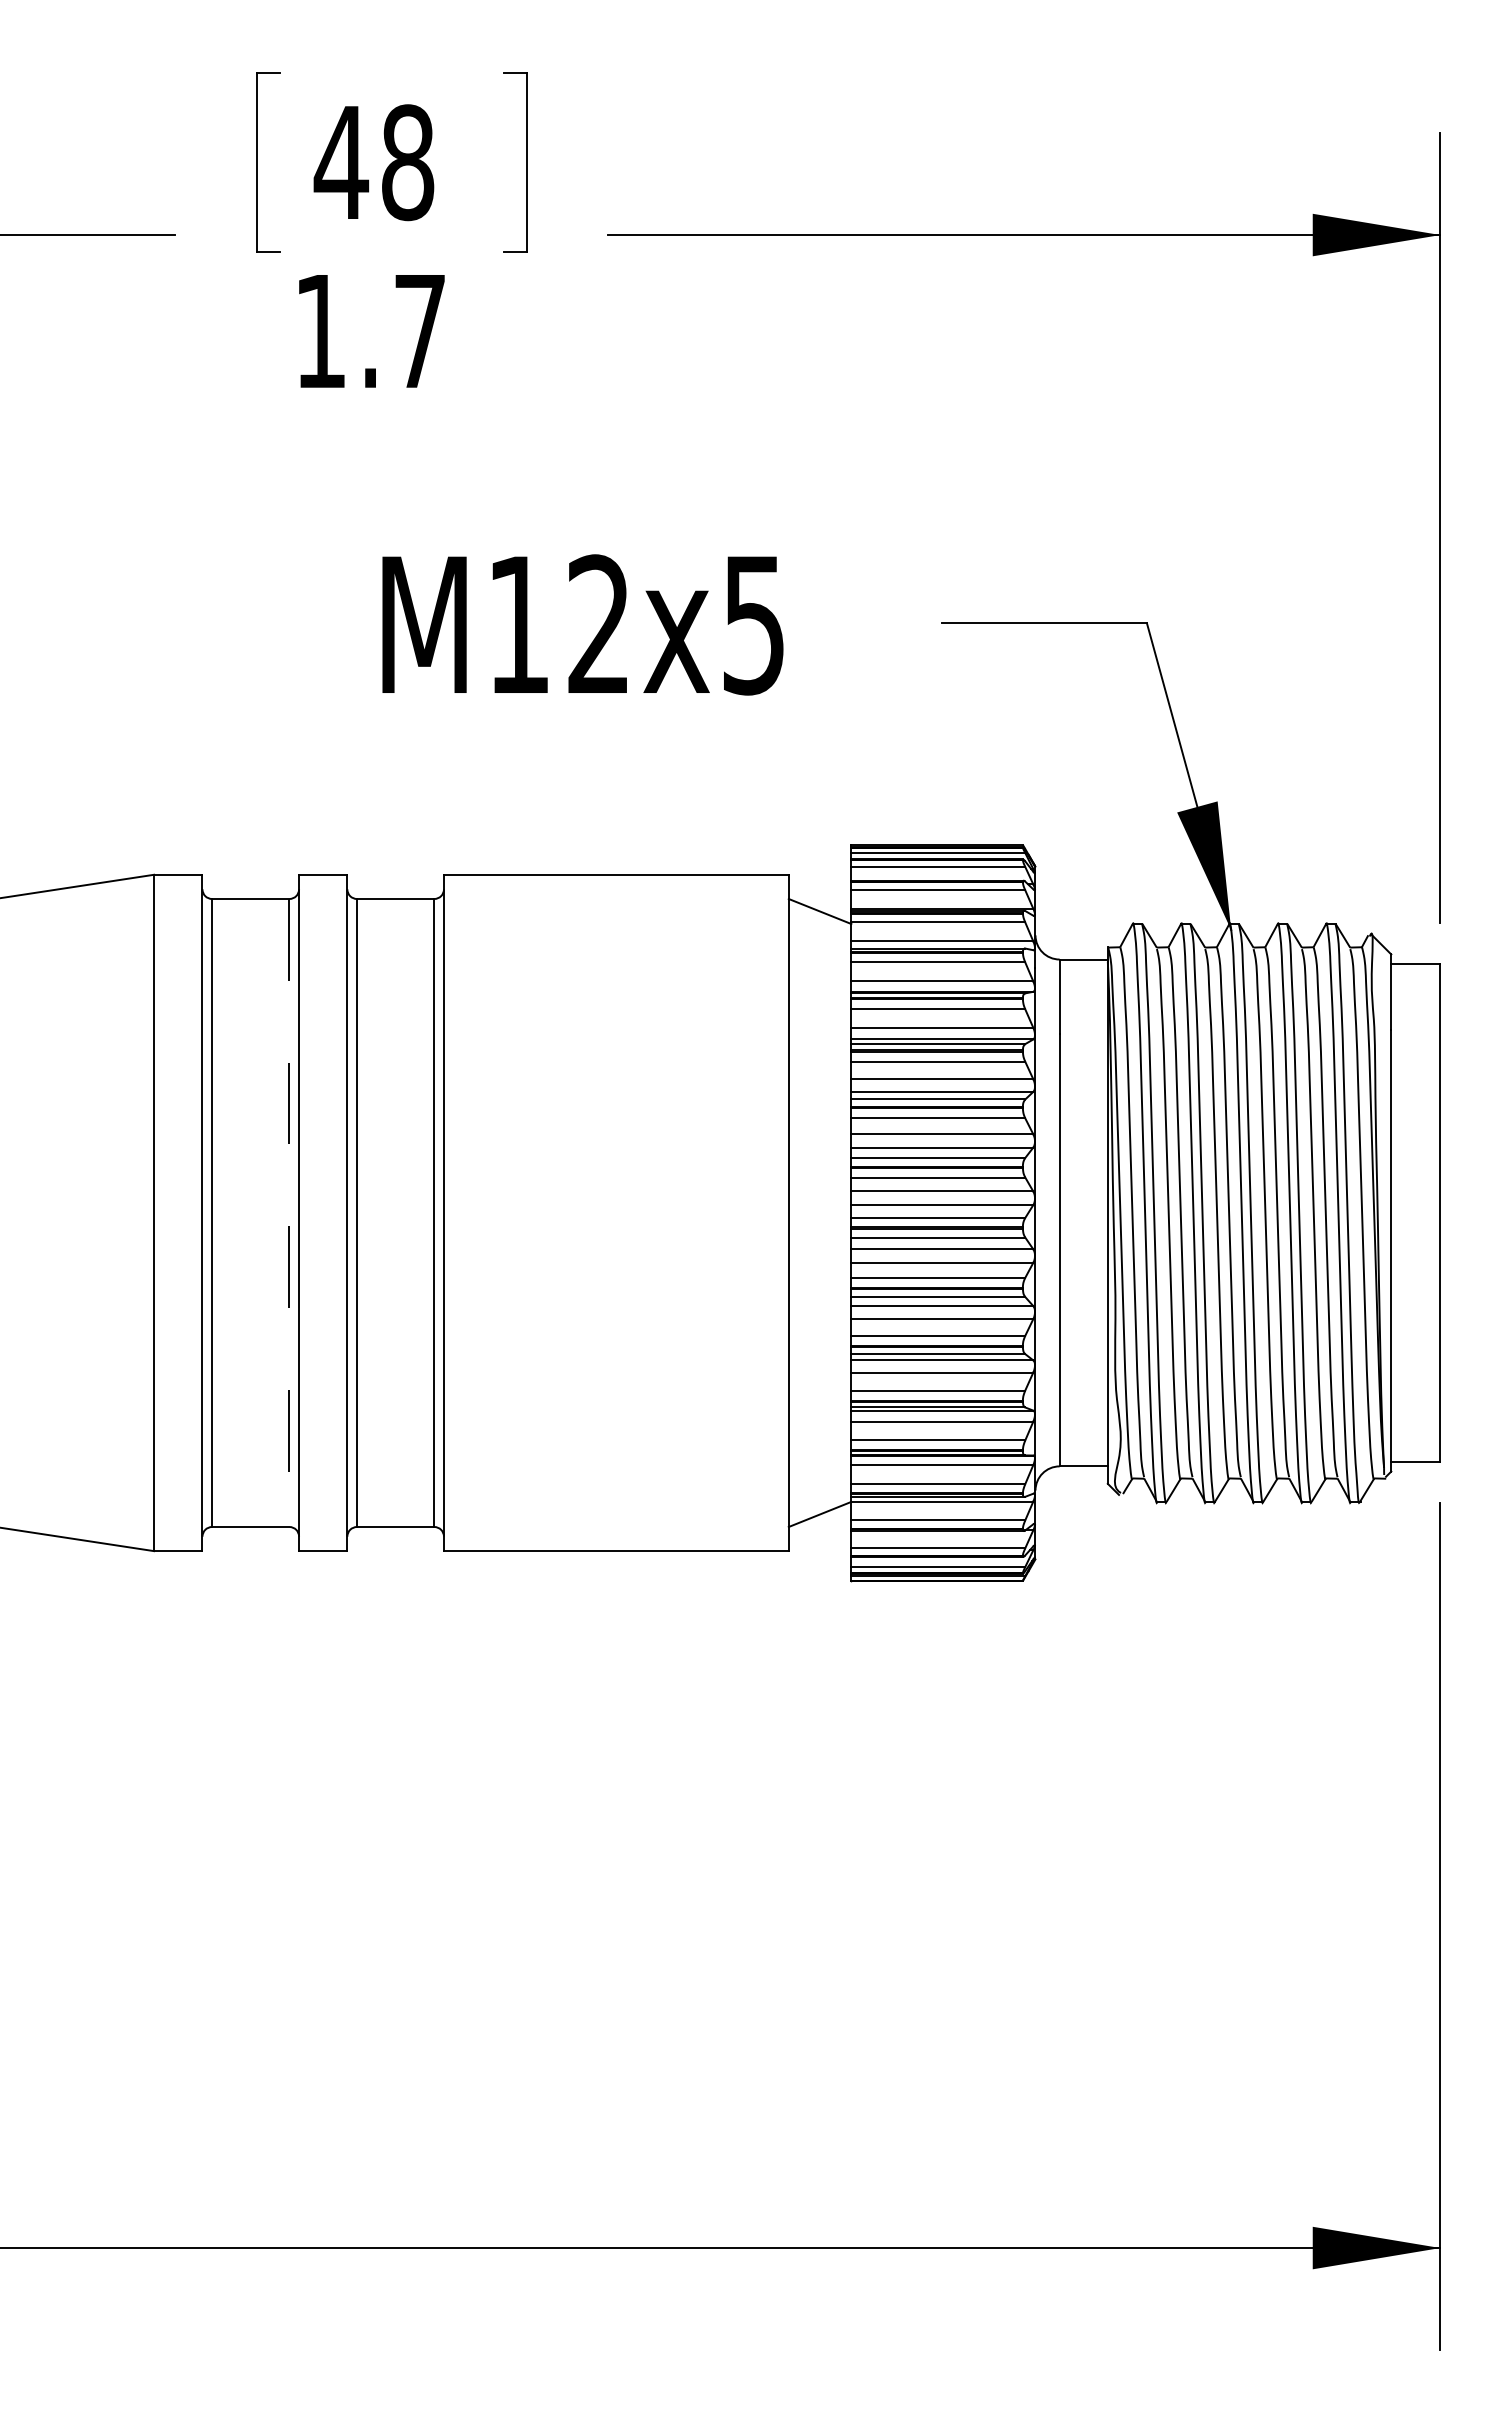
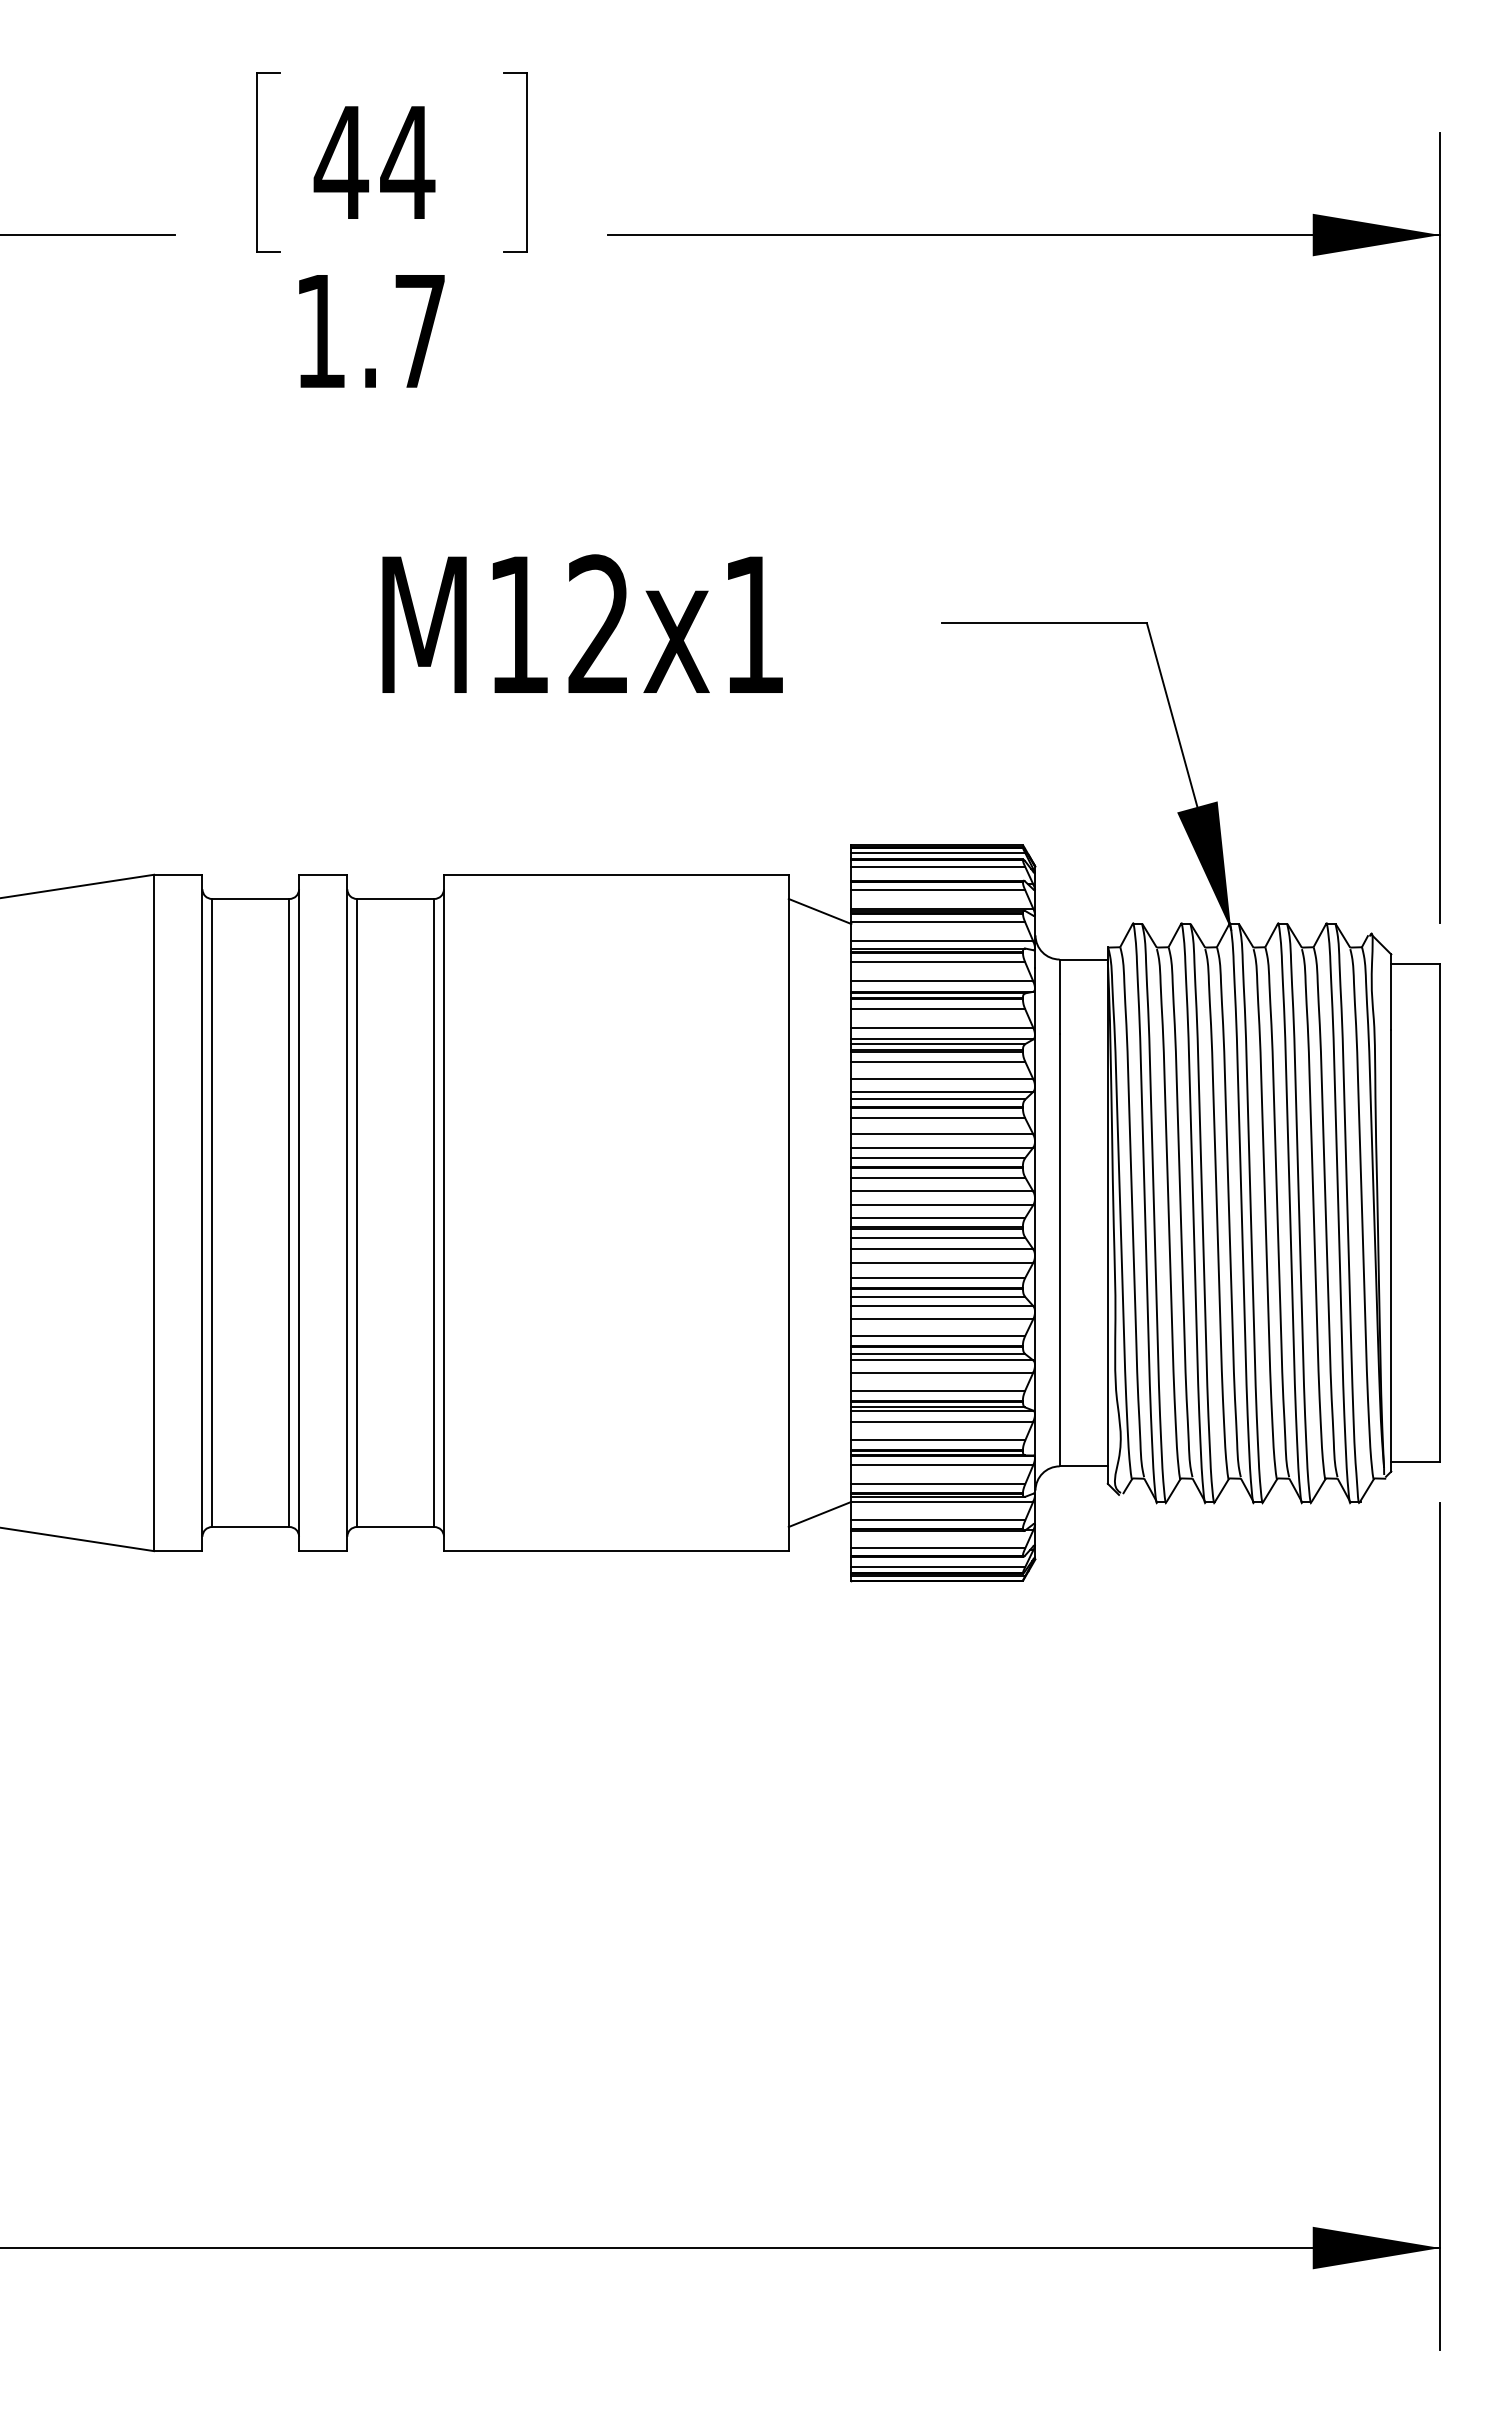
text: 48 -> 44 (407, 162)
text: M12x5 -> M12x1 (753, 625)
line: dashed -> solid (289, 1213)
